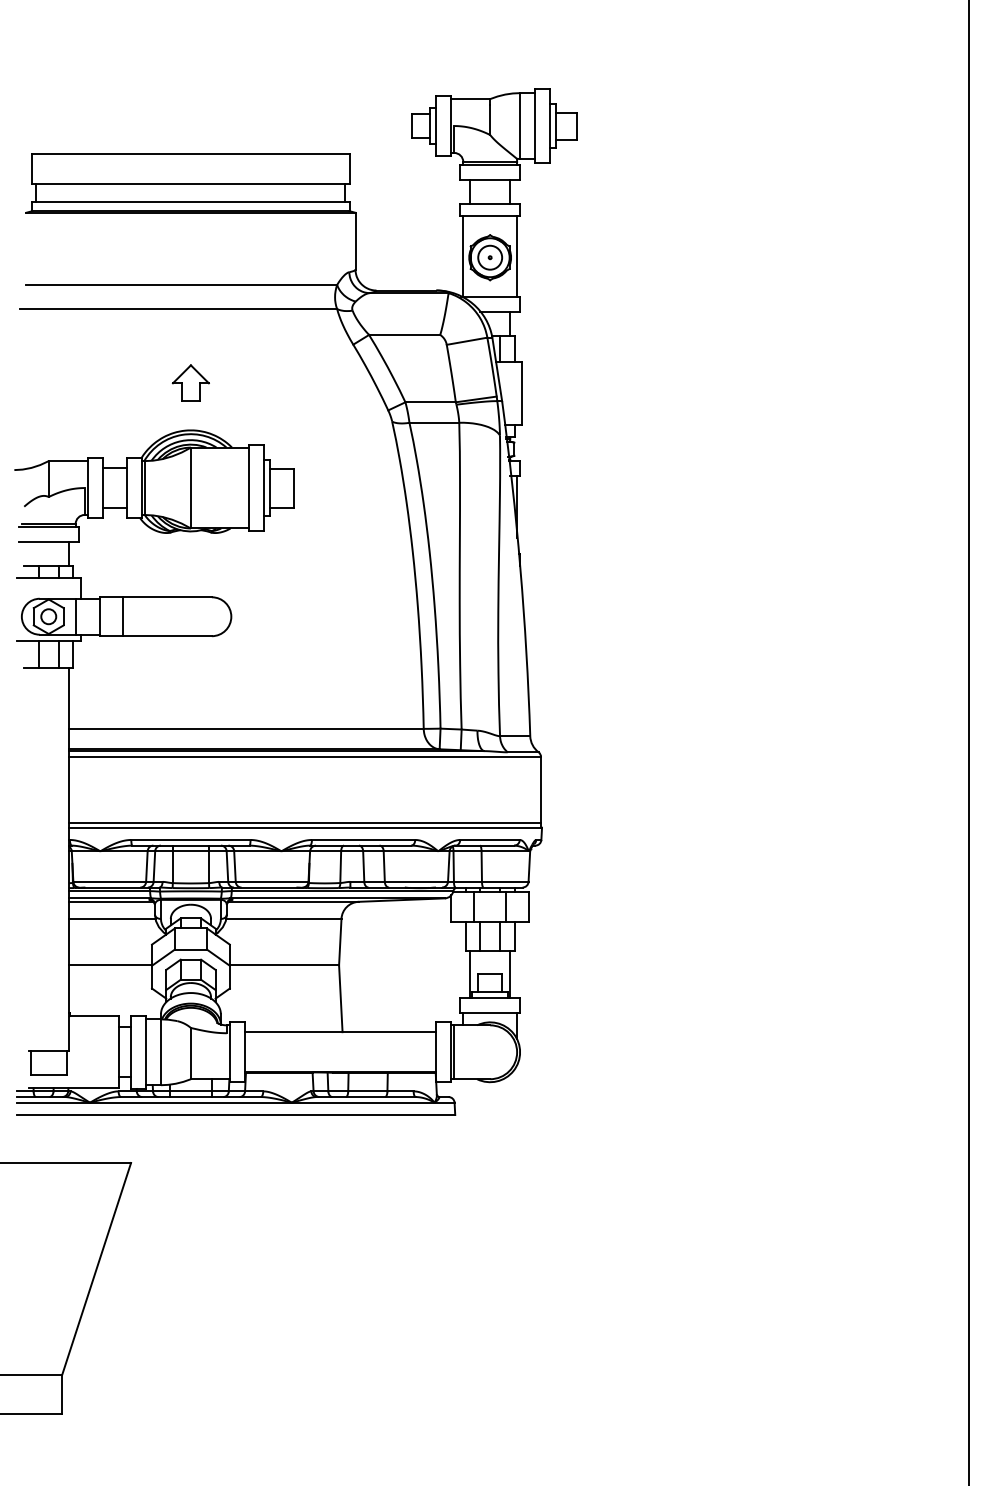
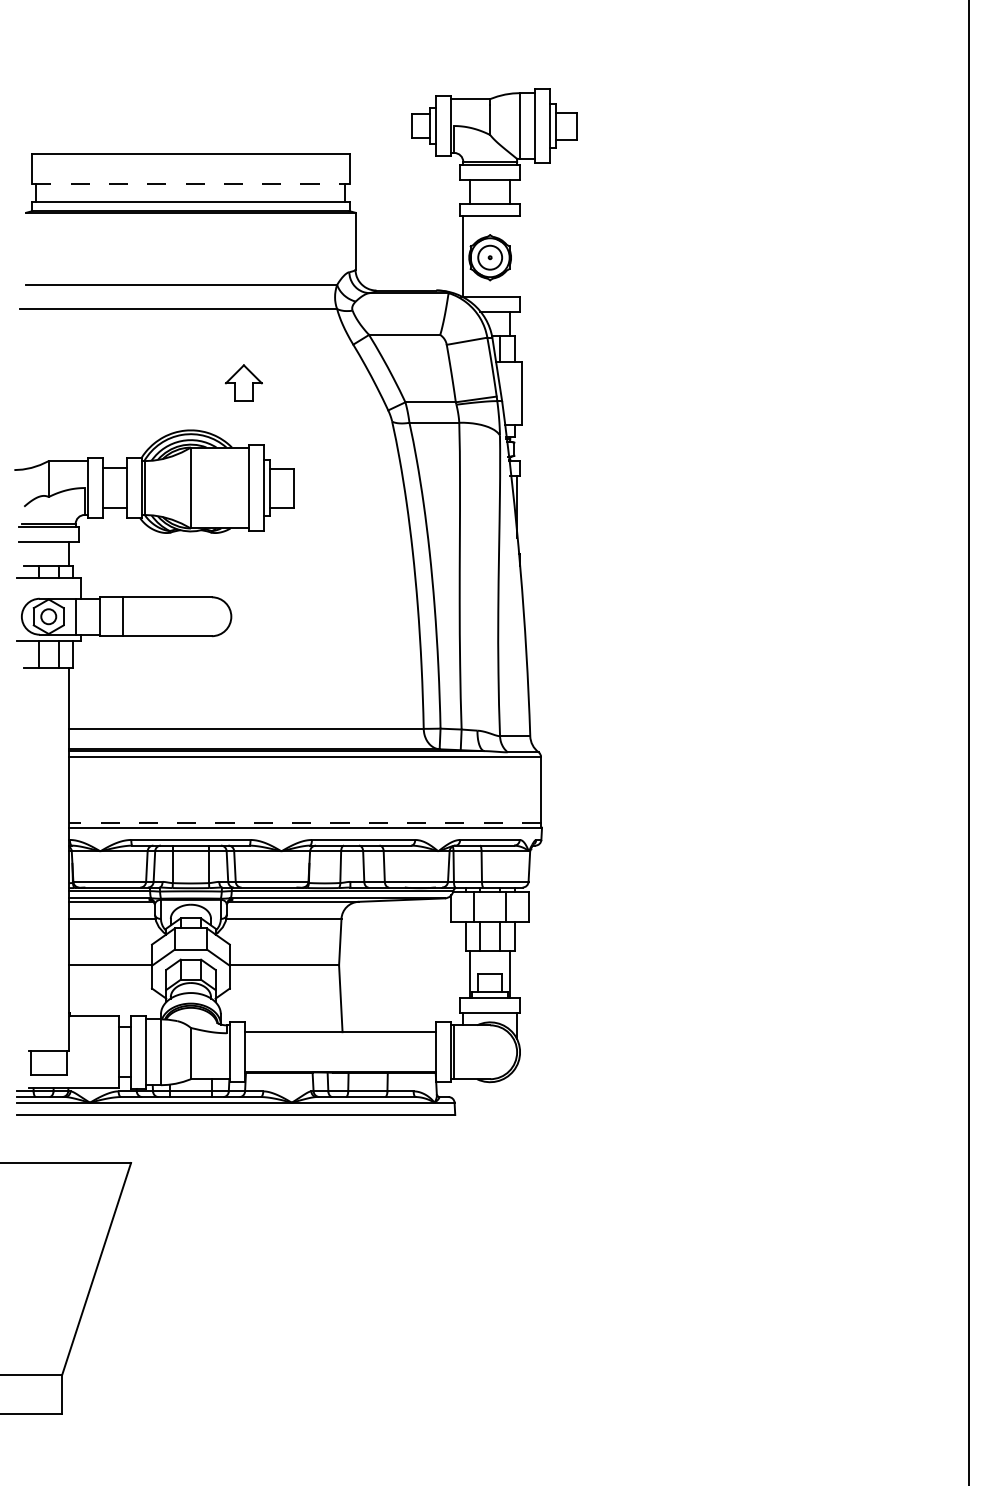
line: solid -> dashed (190, 184)
line: present -> none (517, 255)
part position: (190, 382) -> (243, 382) (243, 382)
line: solid -> dashed (304, 823)
